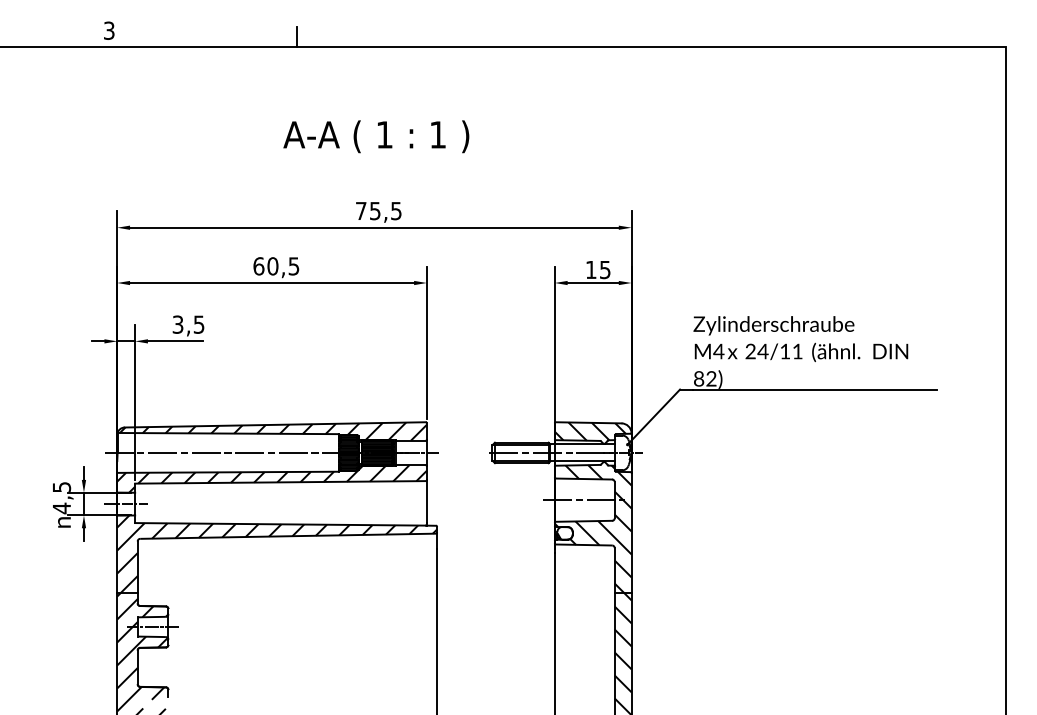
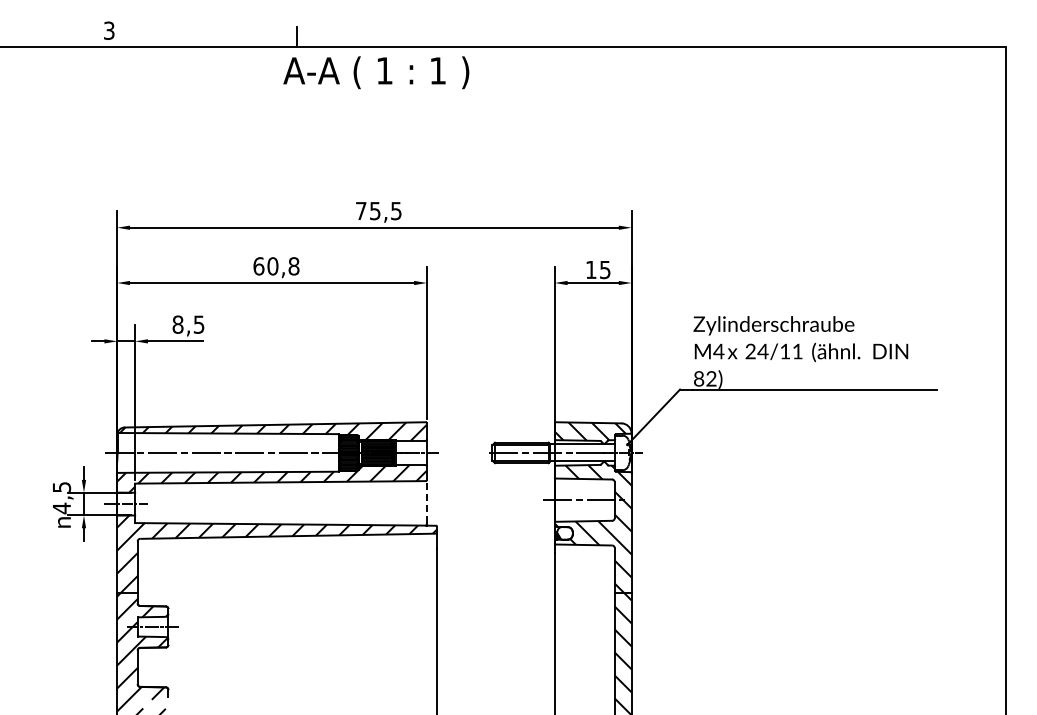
text position: (376, 136) -> (376, 72) (376, 72)
text: 60,5 -> 60,8 (293, 266)
text: 3,5 -> 8,5 (177, 324)
line: solid -> dashed (426, 501)
